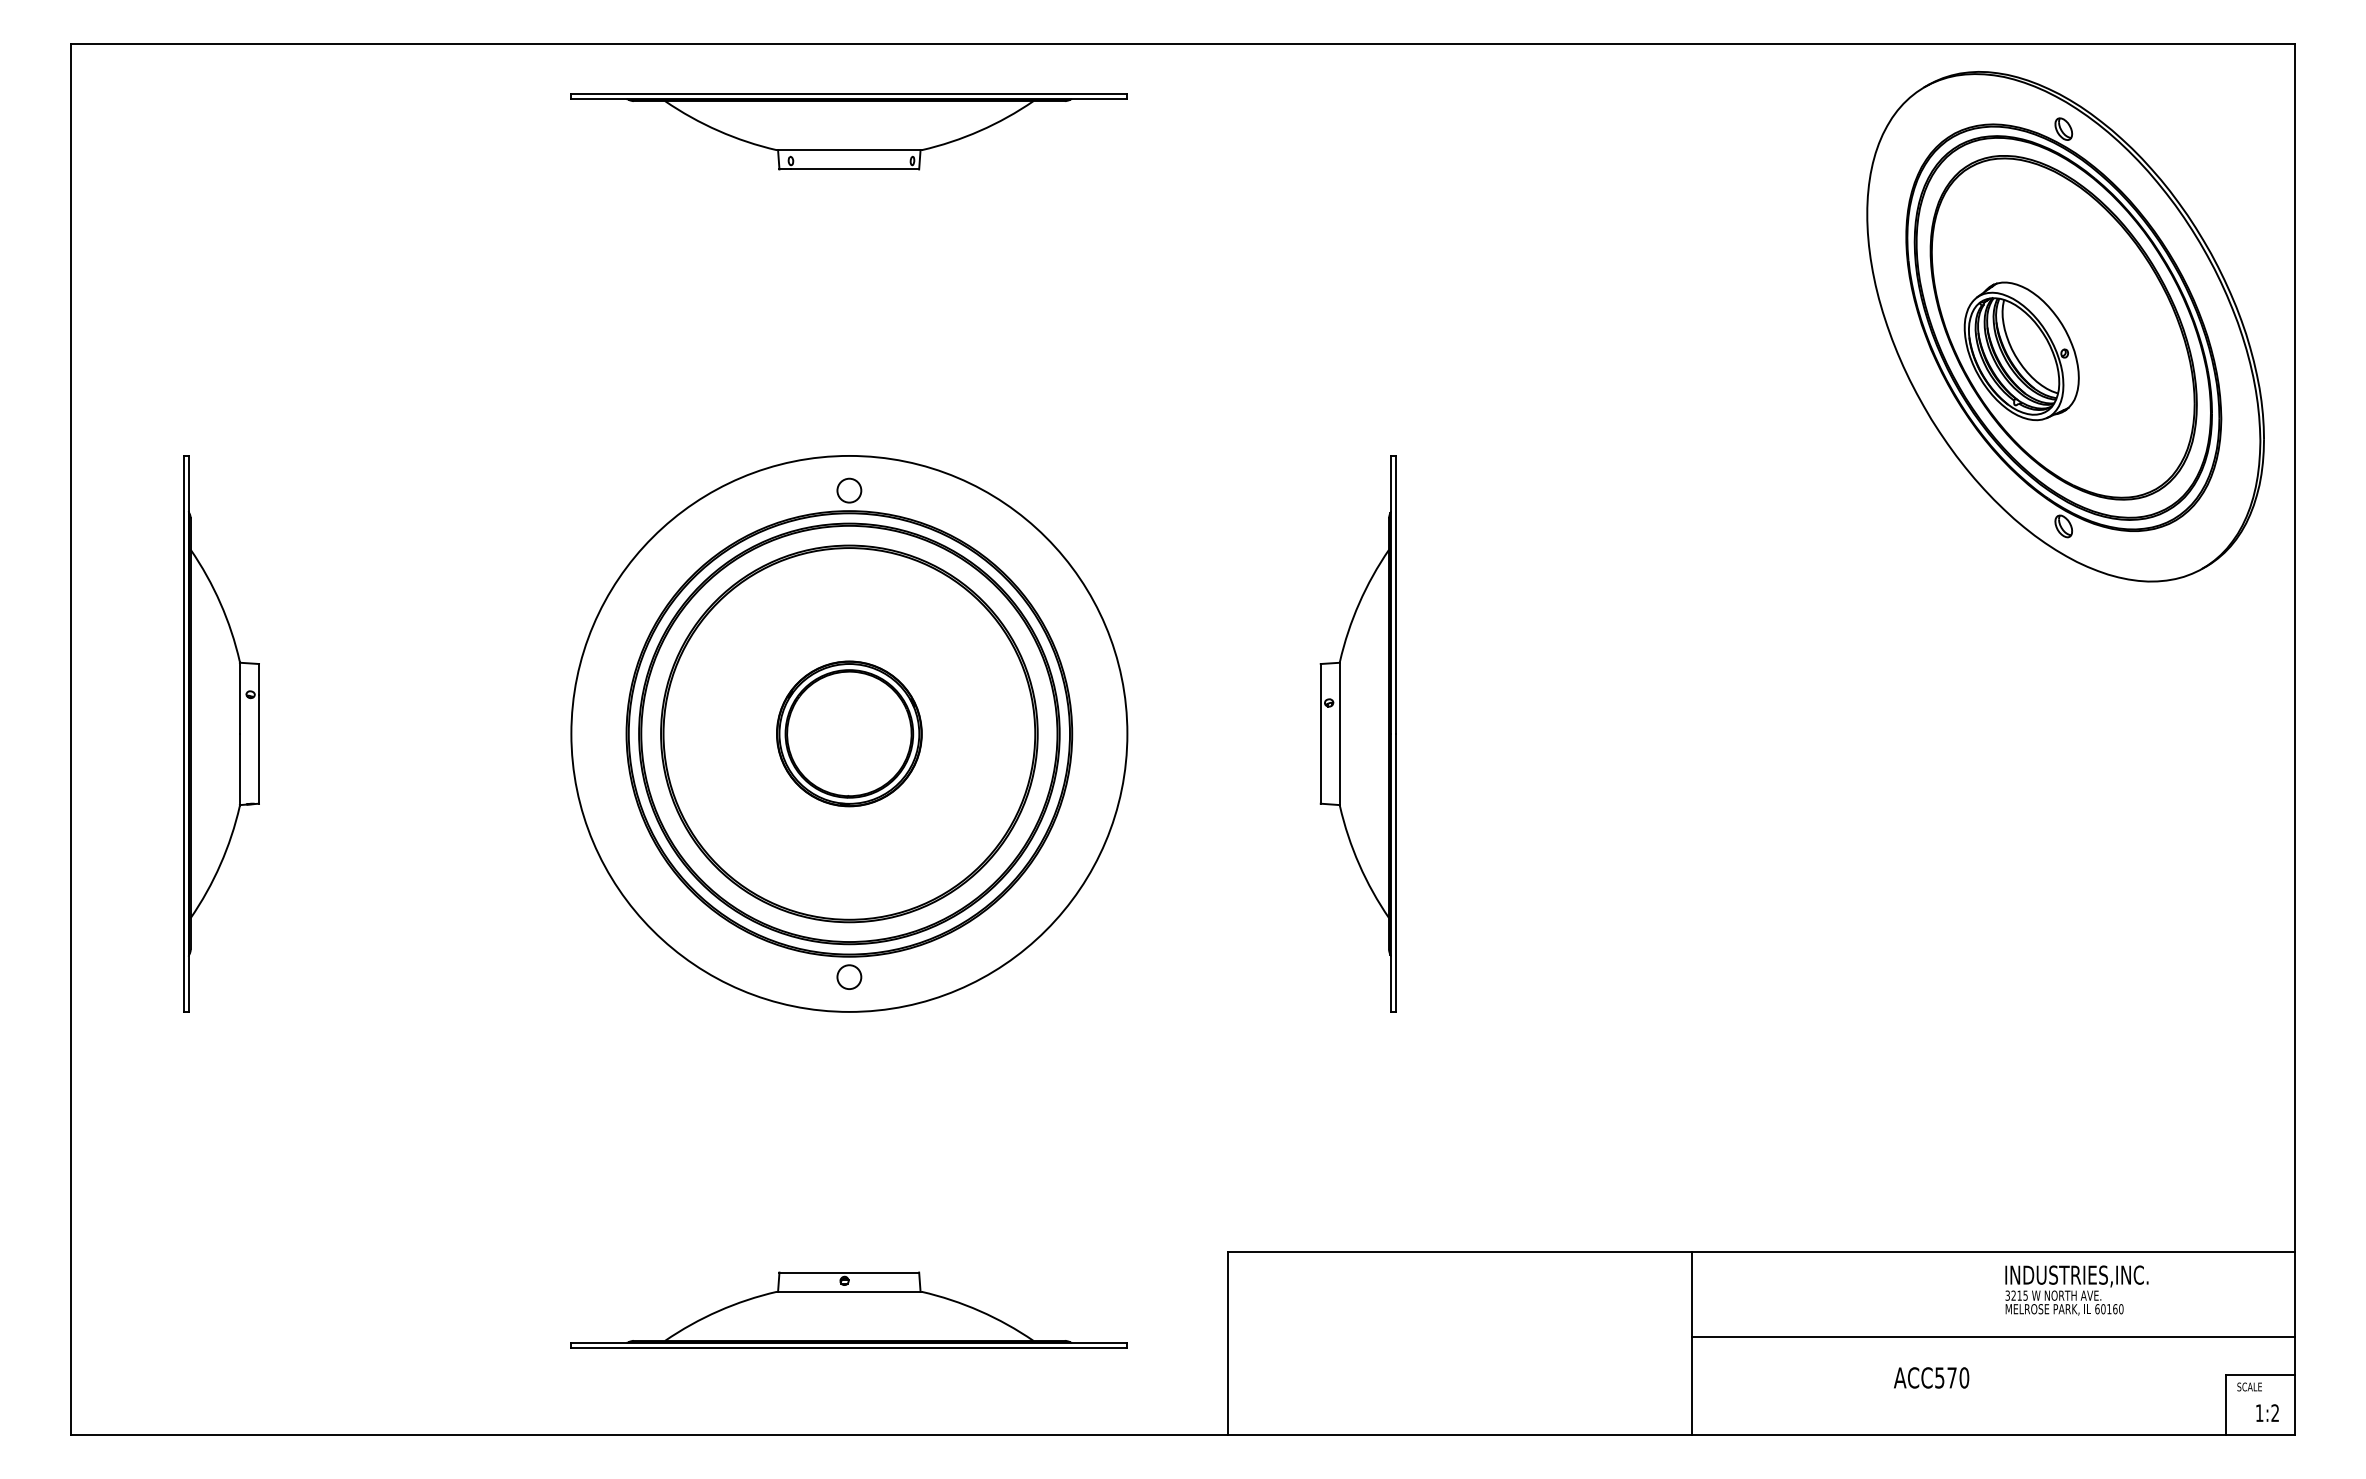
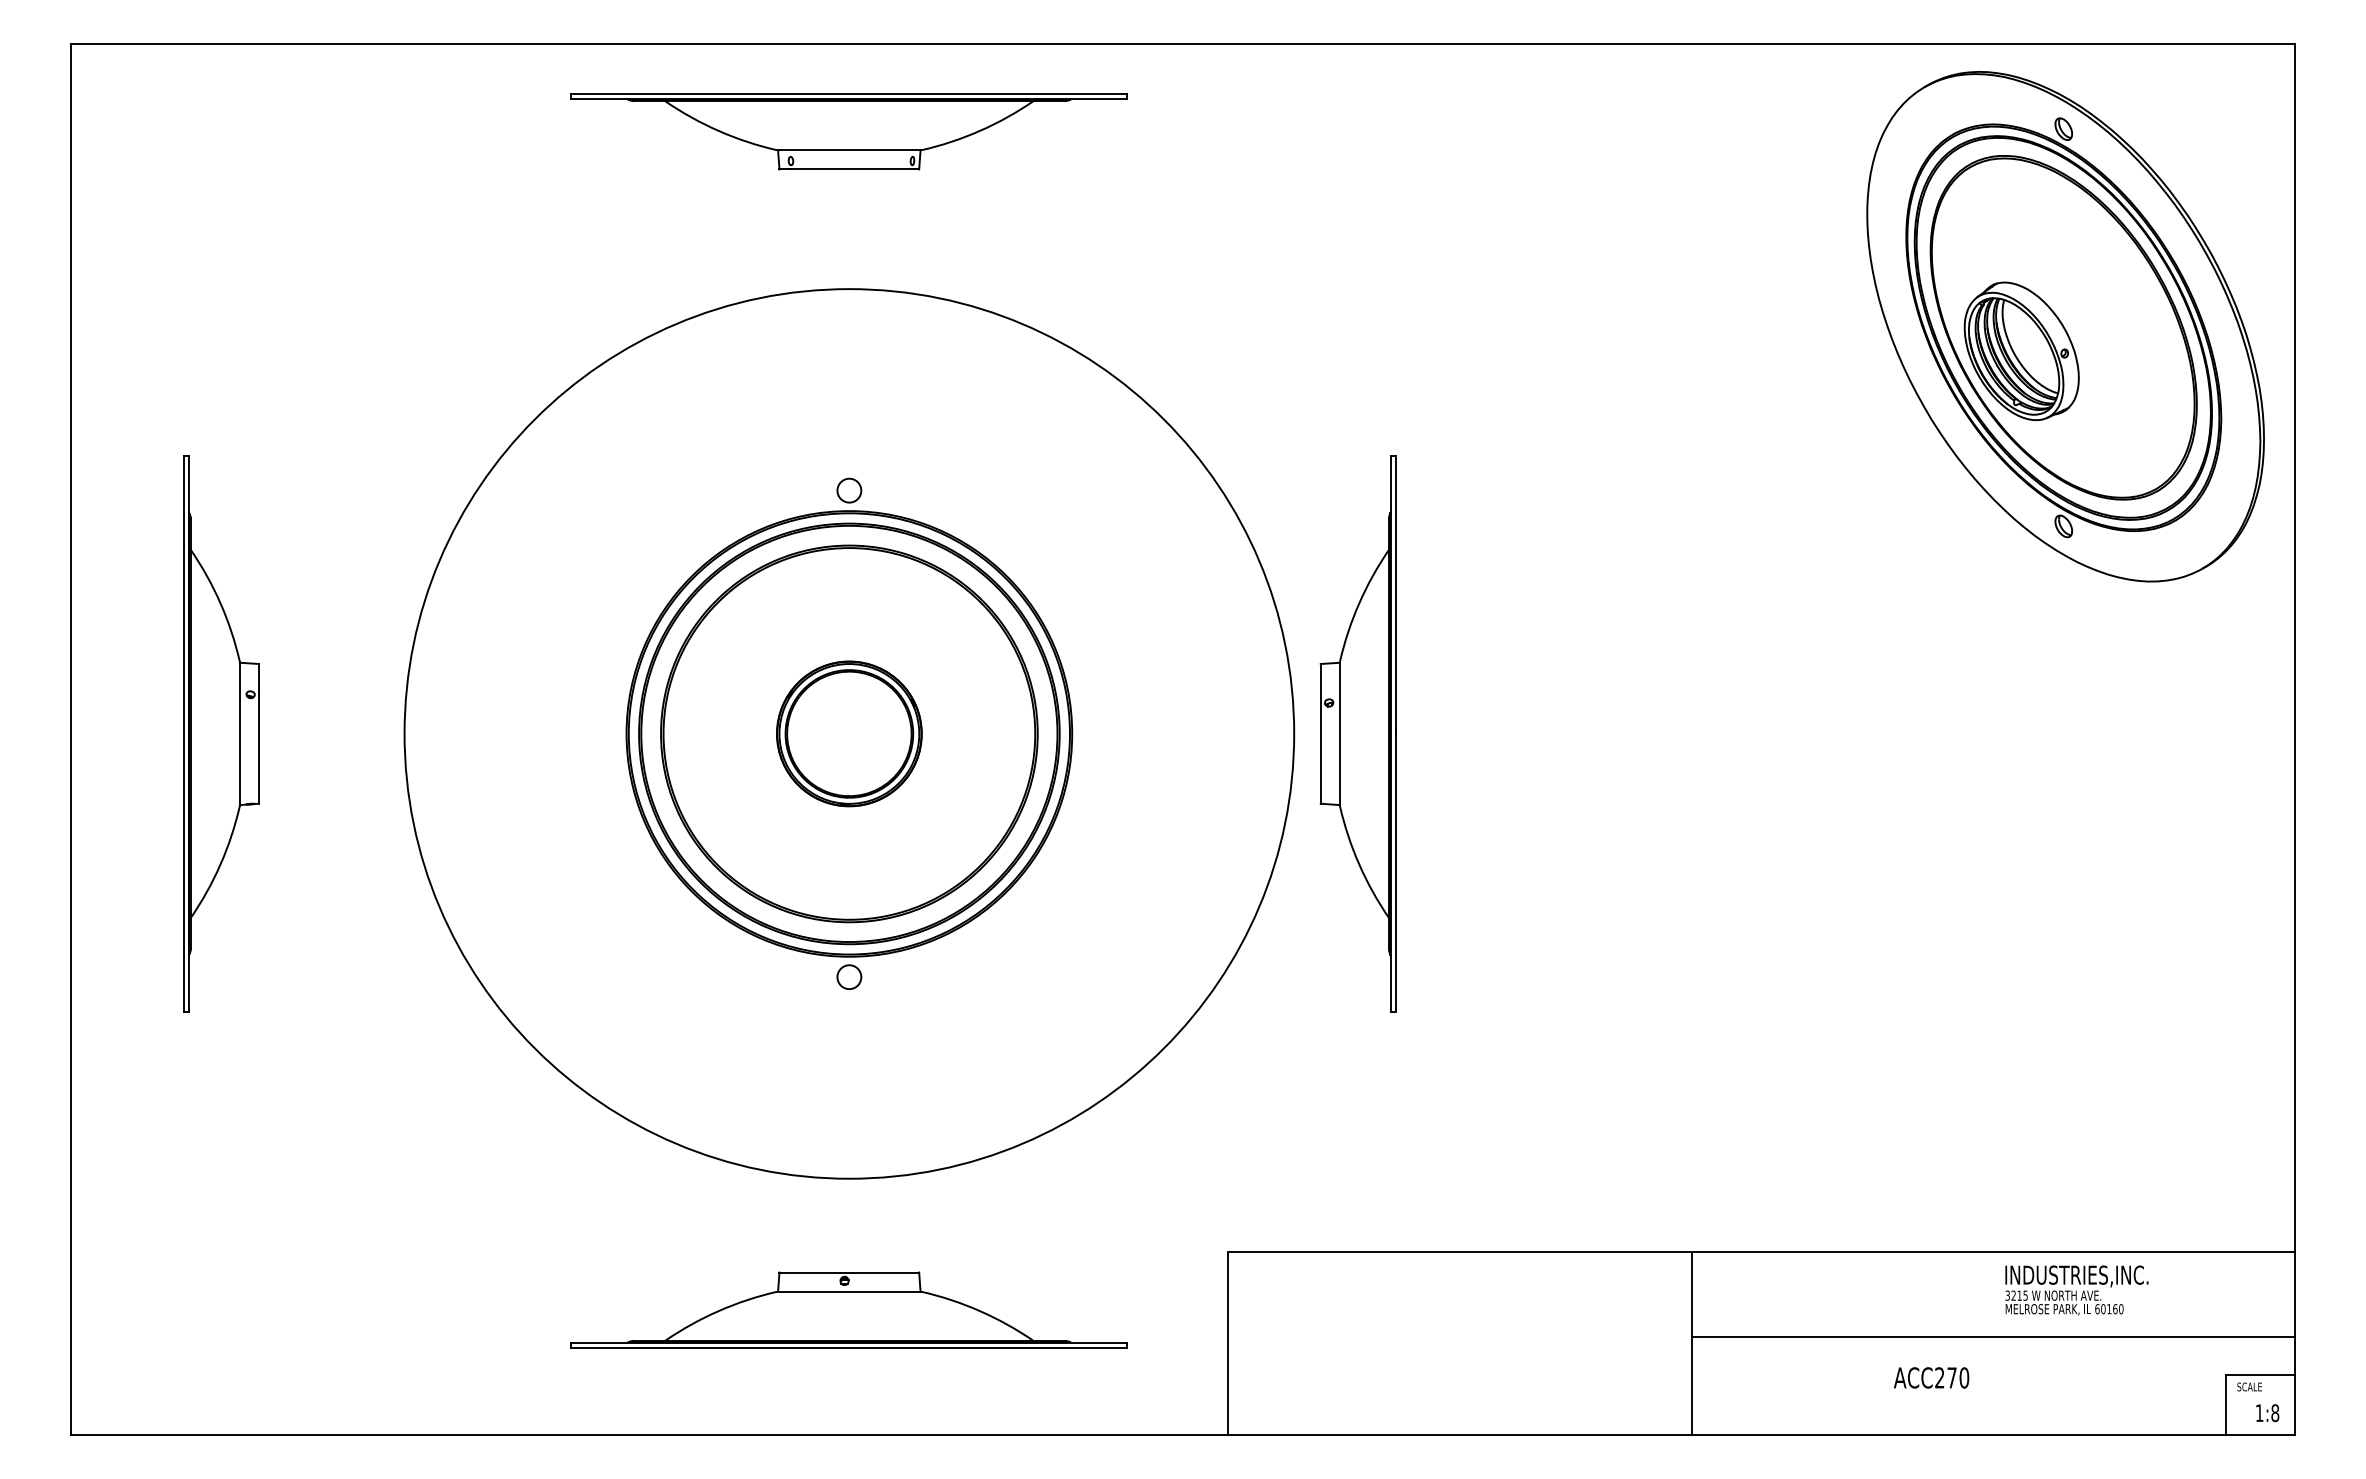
circle diameter: 556 px -> 890 px (849, 733)
text: ACC570 -> ACC270 (1939, 1377)
text: 1:2 -> 1:8 (2275, 1413)
